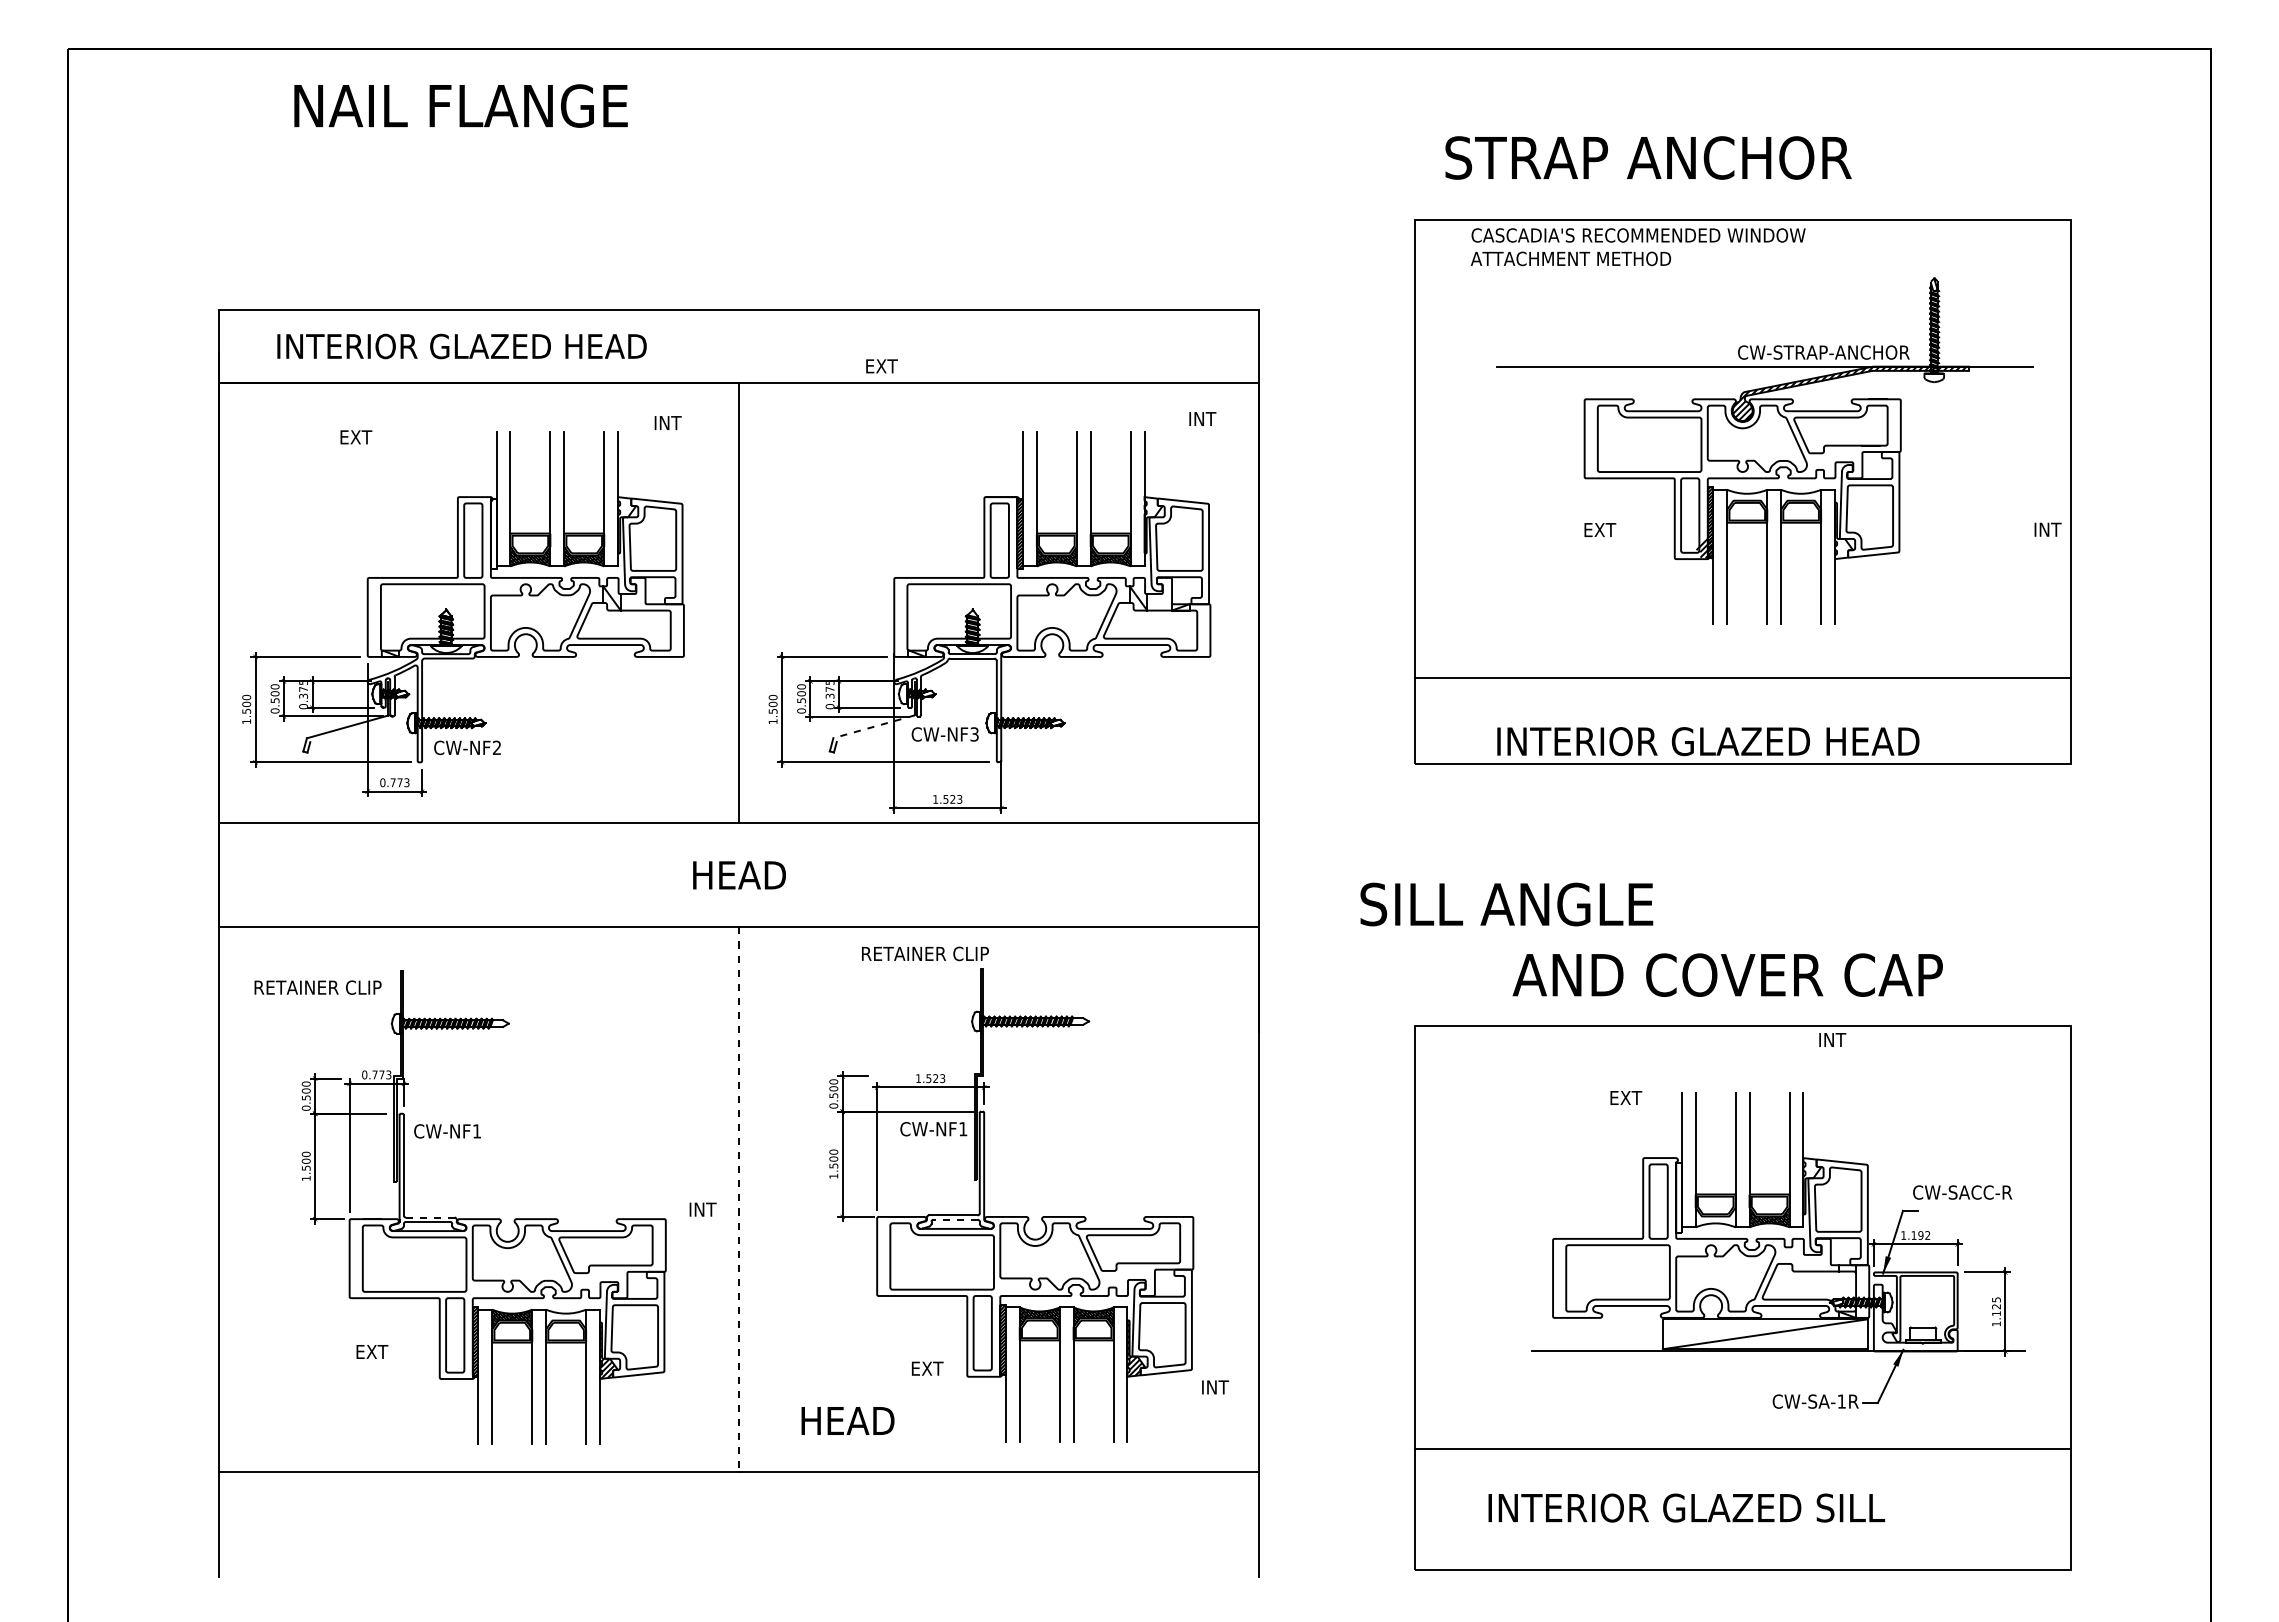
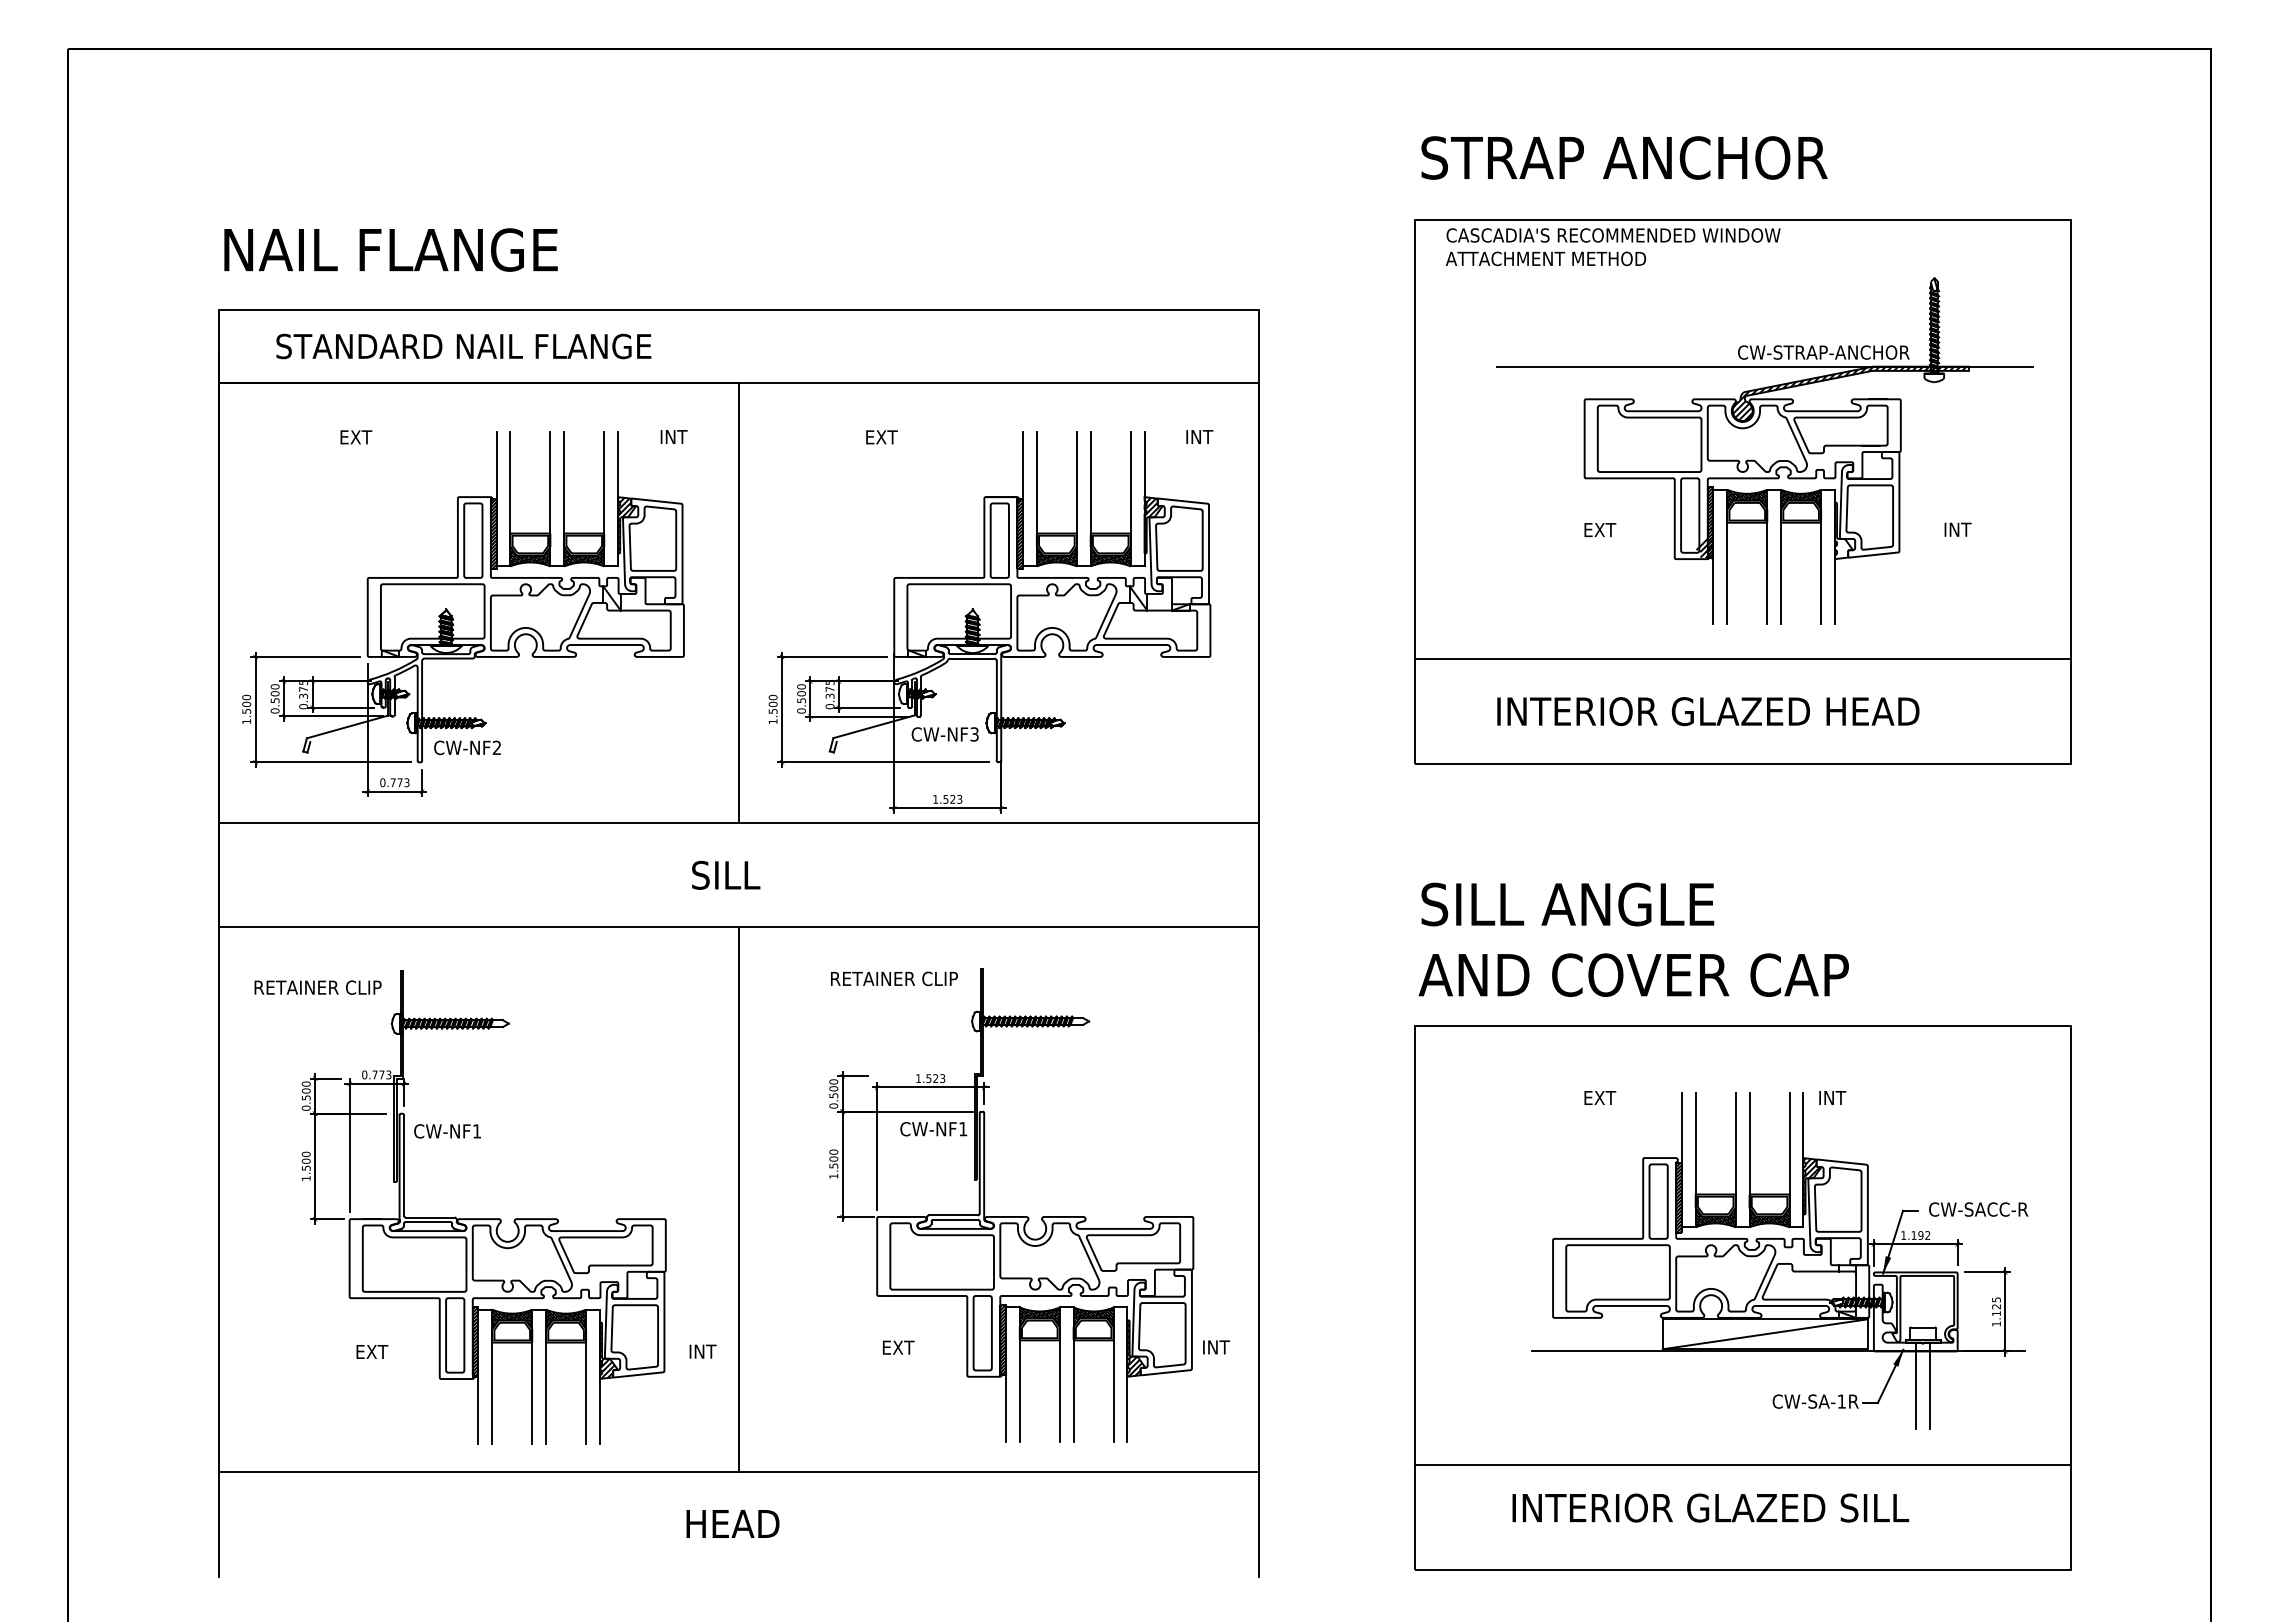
text position: (460, 105) -> (390, 249) (390, 249)
text position: (1648, 157) -> (1624, 157) (1624, 157)
text position: (1637, 247) -> (1612, 247) (1612, 247)
text: INTERIOR GLAZED HEAD -> STANDARD NAIL FLANGE (463, 346)
text position: (881, 366) -> (881, 437) (881, 437)
text position: (1202, 418) -> (1199, 436) (1199, 436)
text position: (667, 422) -> (673, 436) (673, 436)
hatch: none -> present (1747, 499)
hatch: none -> present (1801, 499)
hatch: none -> present (625, 523)
hatch: none -> present (1152, 523)
text position: (2047, 529) -> (1957, 529) (1957, 529)
hatch: none -> present (493, 533)
line position: (1742, 678) -> (1742, 659) (1742, 659)
line: dashed -> solid (873, 726)
text position: (1708, 741) -> (1708, 711) (1708, 711)
text: HEAD -> SILL (738, 874)
text position: (1506, 904) -> (1567, 904) (1567, 904)
text position: (925, 953) -> (894, 978) (894, 978)
text position: (1727, 974) -> (1633, 974) (1633, 974)
text position: (1832, 1039) -> (1832, 1097) (1832, 1097)
text position: (1626, 1097) -> (1600, 1097) (1600, 1097)
hatch: none -> present (1811, 1185)
text position: (1962, 1192) -> (1978, 1209) (1978, 1209)
hatch: none -> present (1678, 1197)
line: dashed -> solid (738, 1200)
text position: (702, 1209) -> (702, 1351) (702, 1351)
line: dashed -> solid (430, 1217)
hatch: none -> present (1715, 1217)
line: dashed -> solid (955, 1219)
hatch: none -> present (566, 1319)
text position: (927, 1368) -> (898, 1347) (898, 1347)
line: none -> present (1915, 1385)
line: none -> present (1930, 1385)
text position: (1215, 1387) -> (1216, 1347) (1216, 1347)
text position: (847, 1420) -> (732, 1523) (732, 1523)
line position: (1742, 1449) -> (1742, 1465) (1742, 1465)
text position: (1686, 1507) -> (1710, 1507) (1710, 1507)
